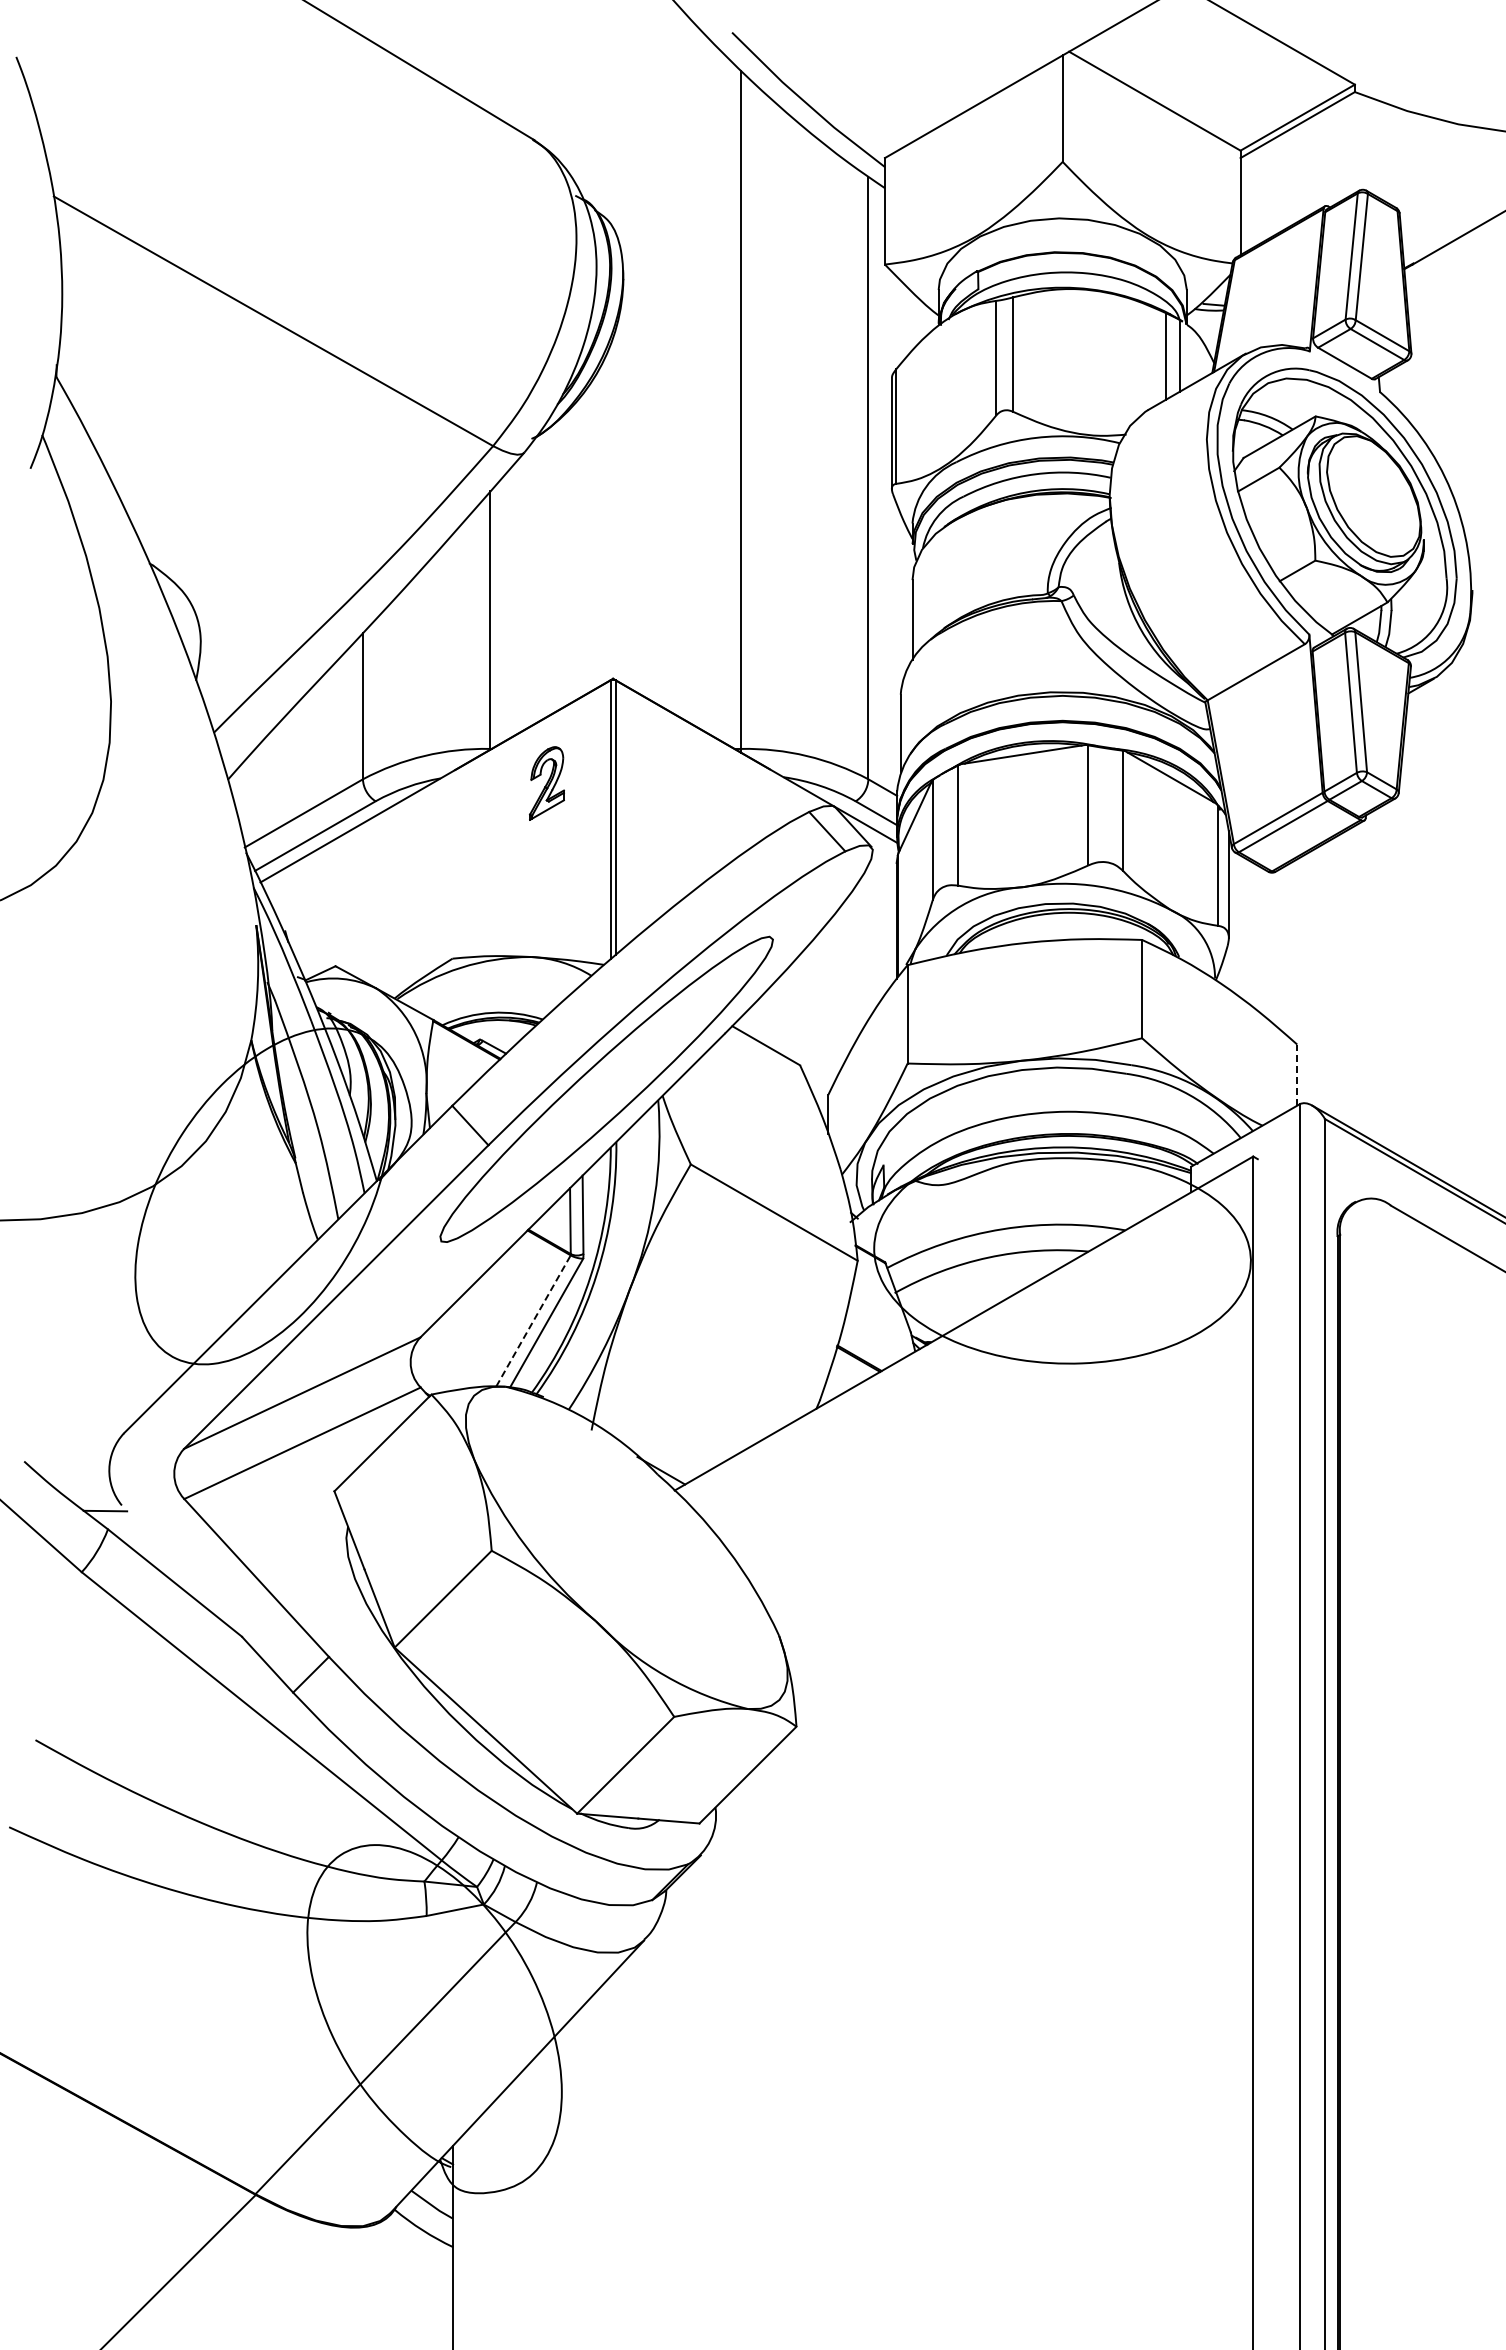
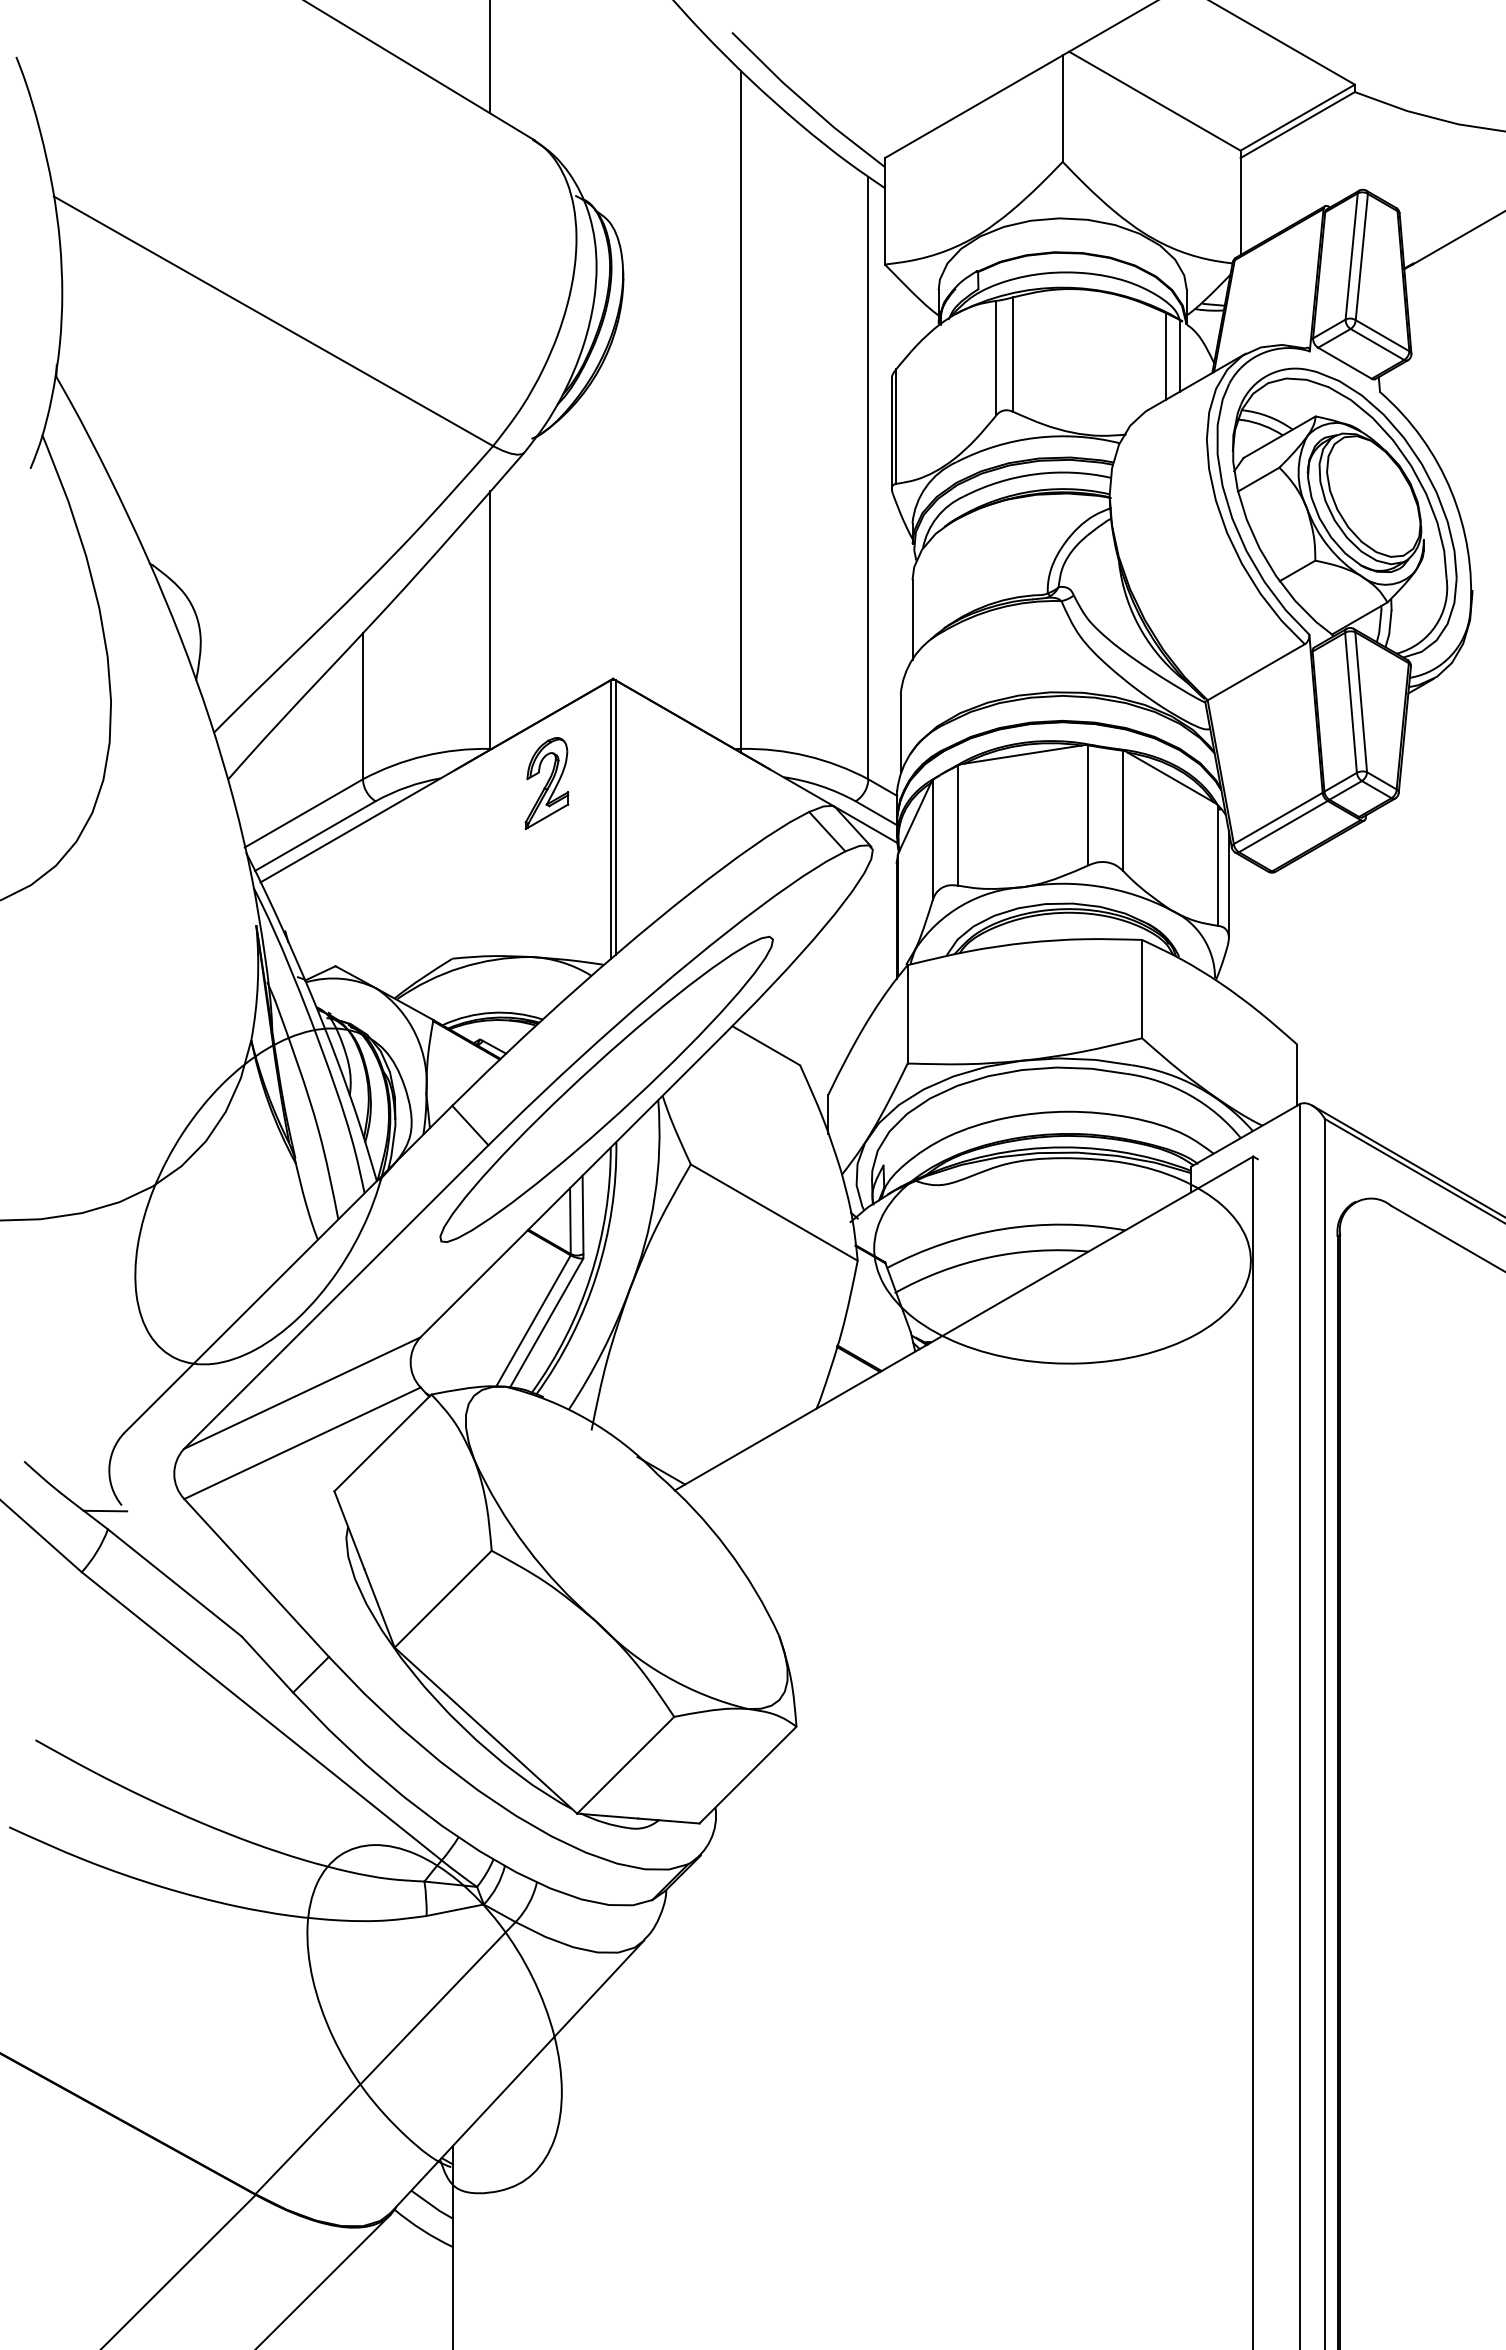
line: none -> present (489, 57)
part size: 36x75 px -> 46x93 px (546, 783)
line: dashed -> solid (1297, 1075)
line: dashed -> solid (533, 1320)
line: none -> present (324, 2280)
